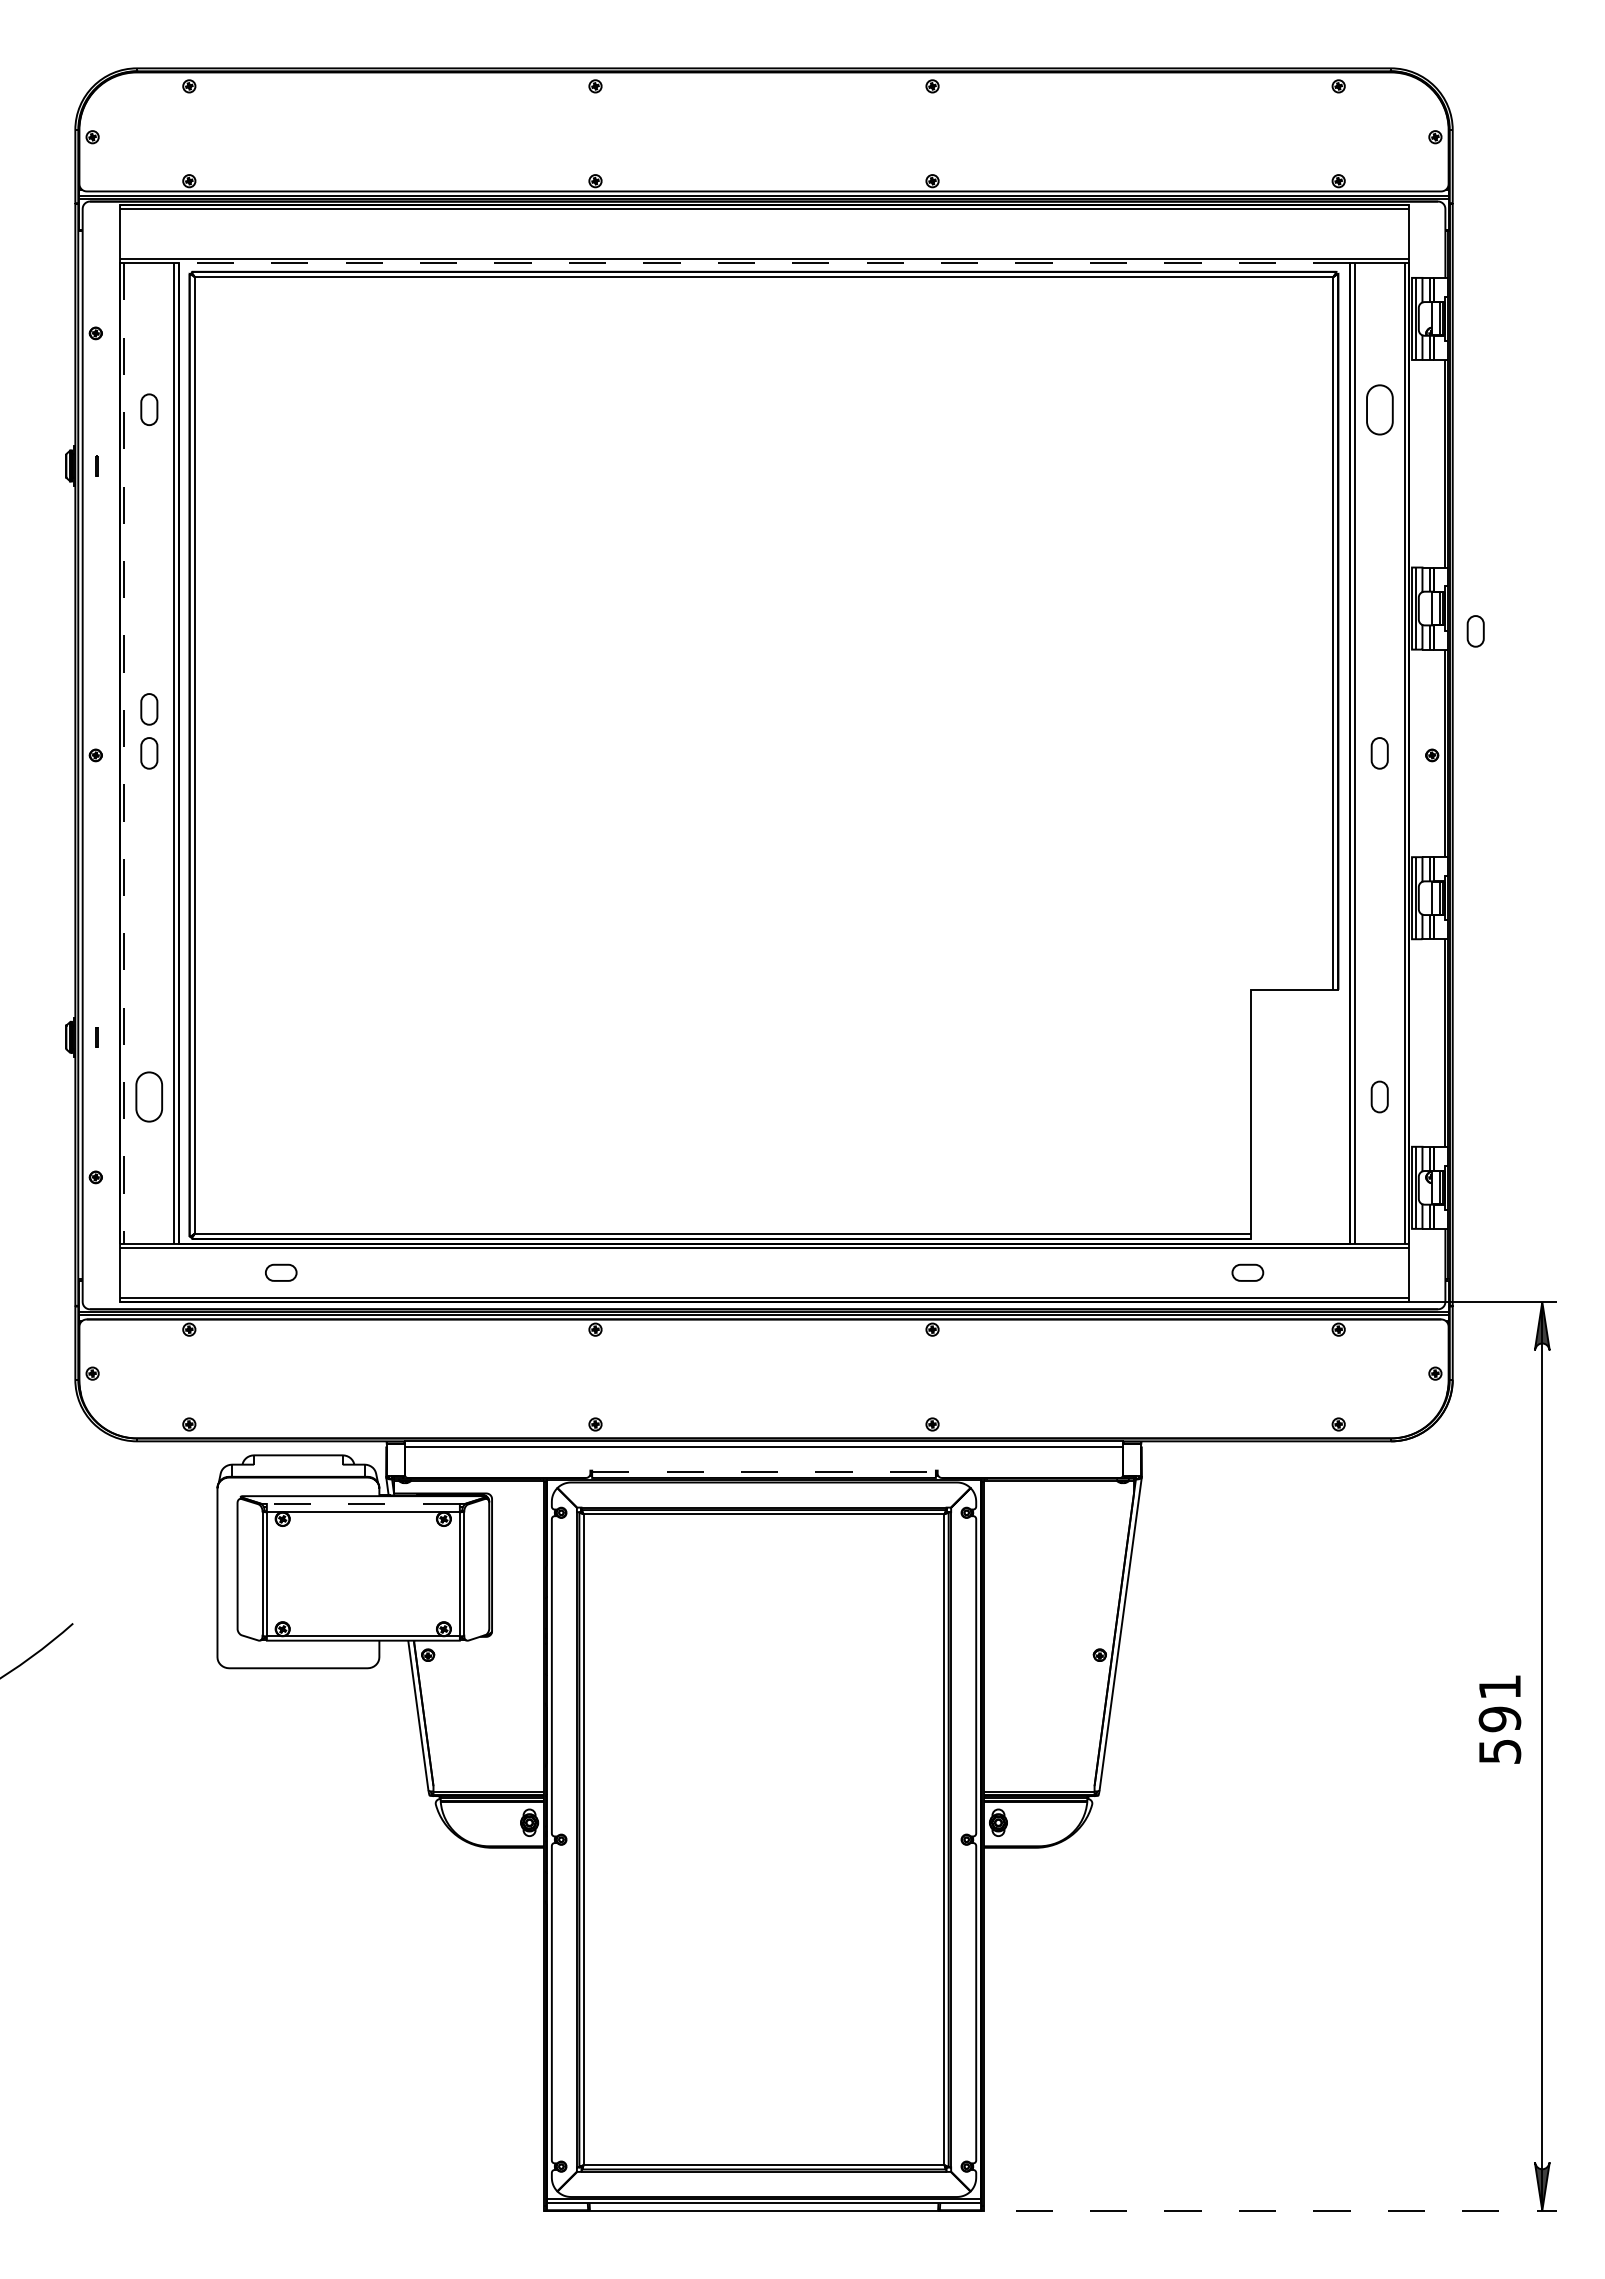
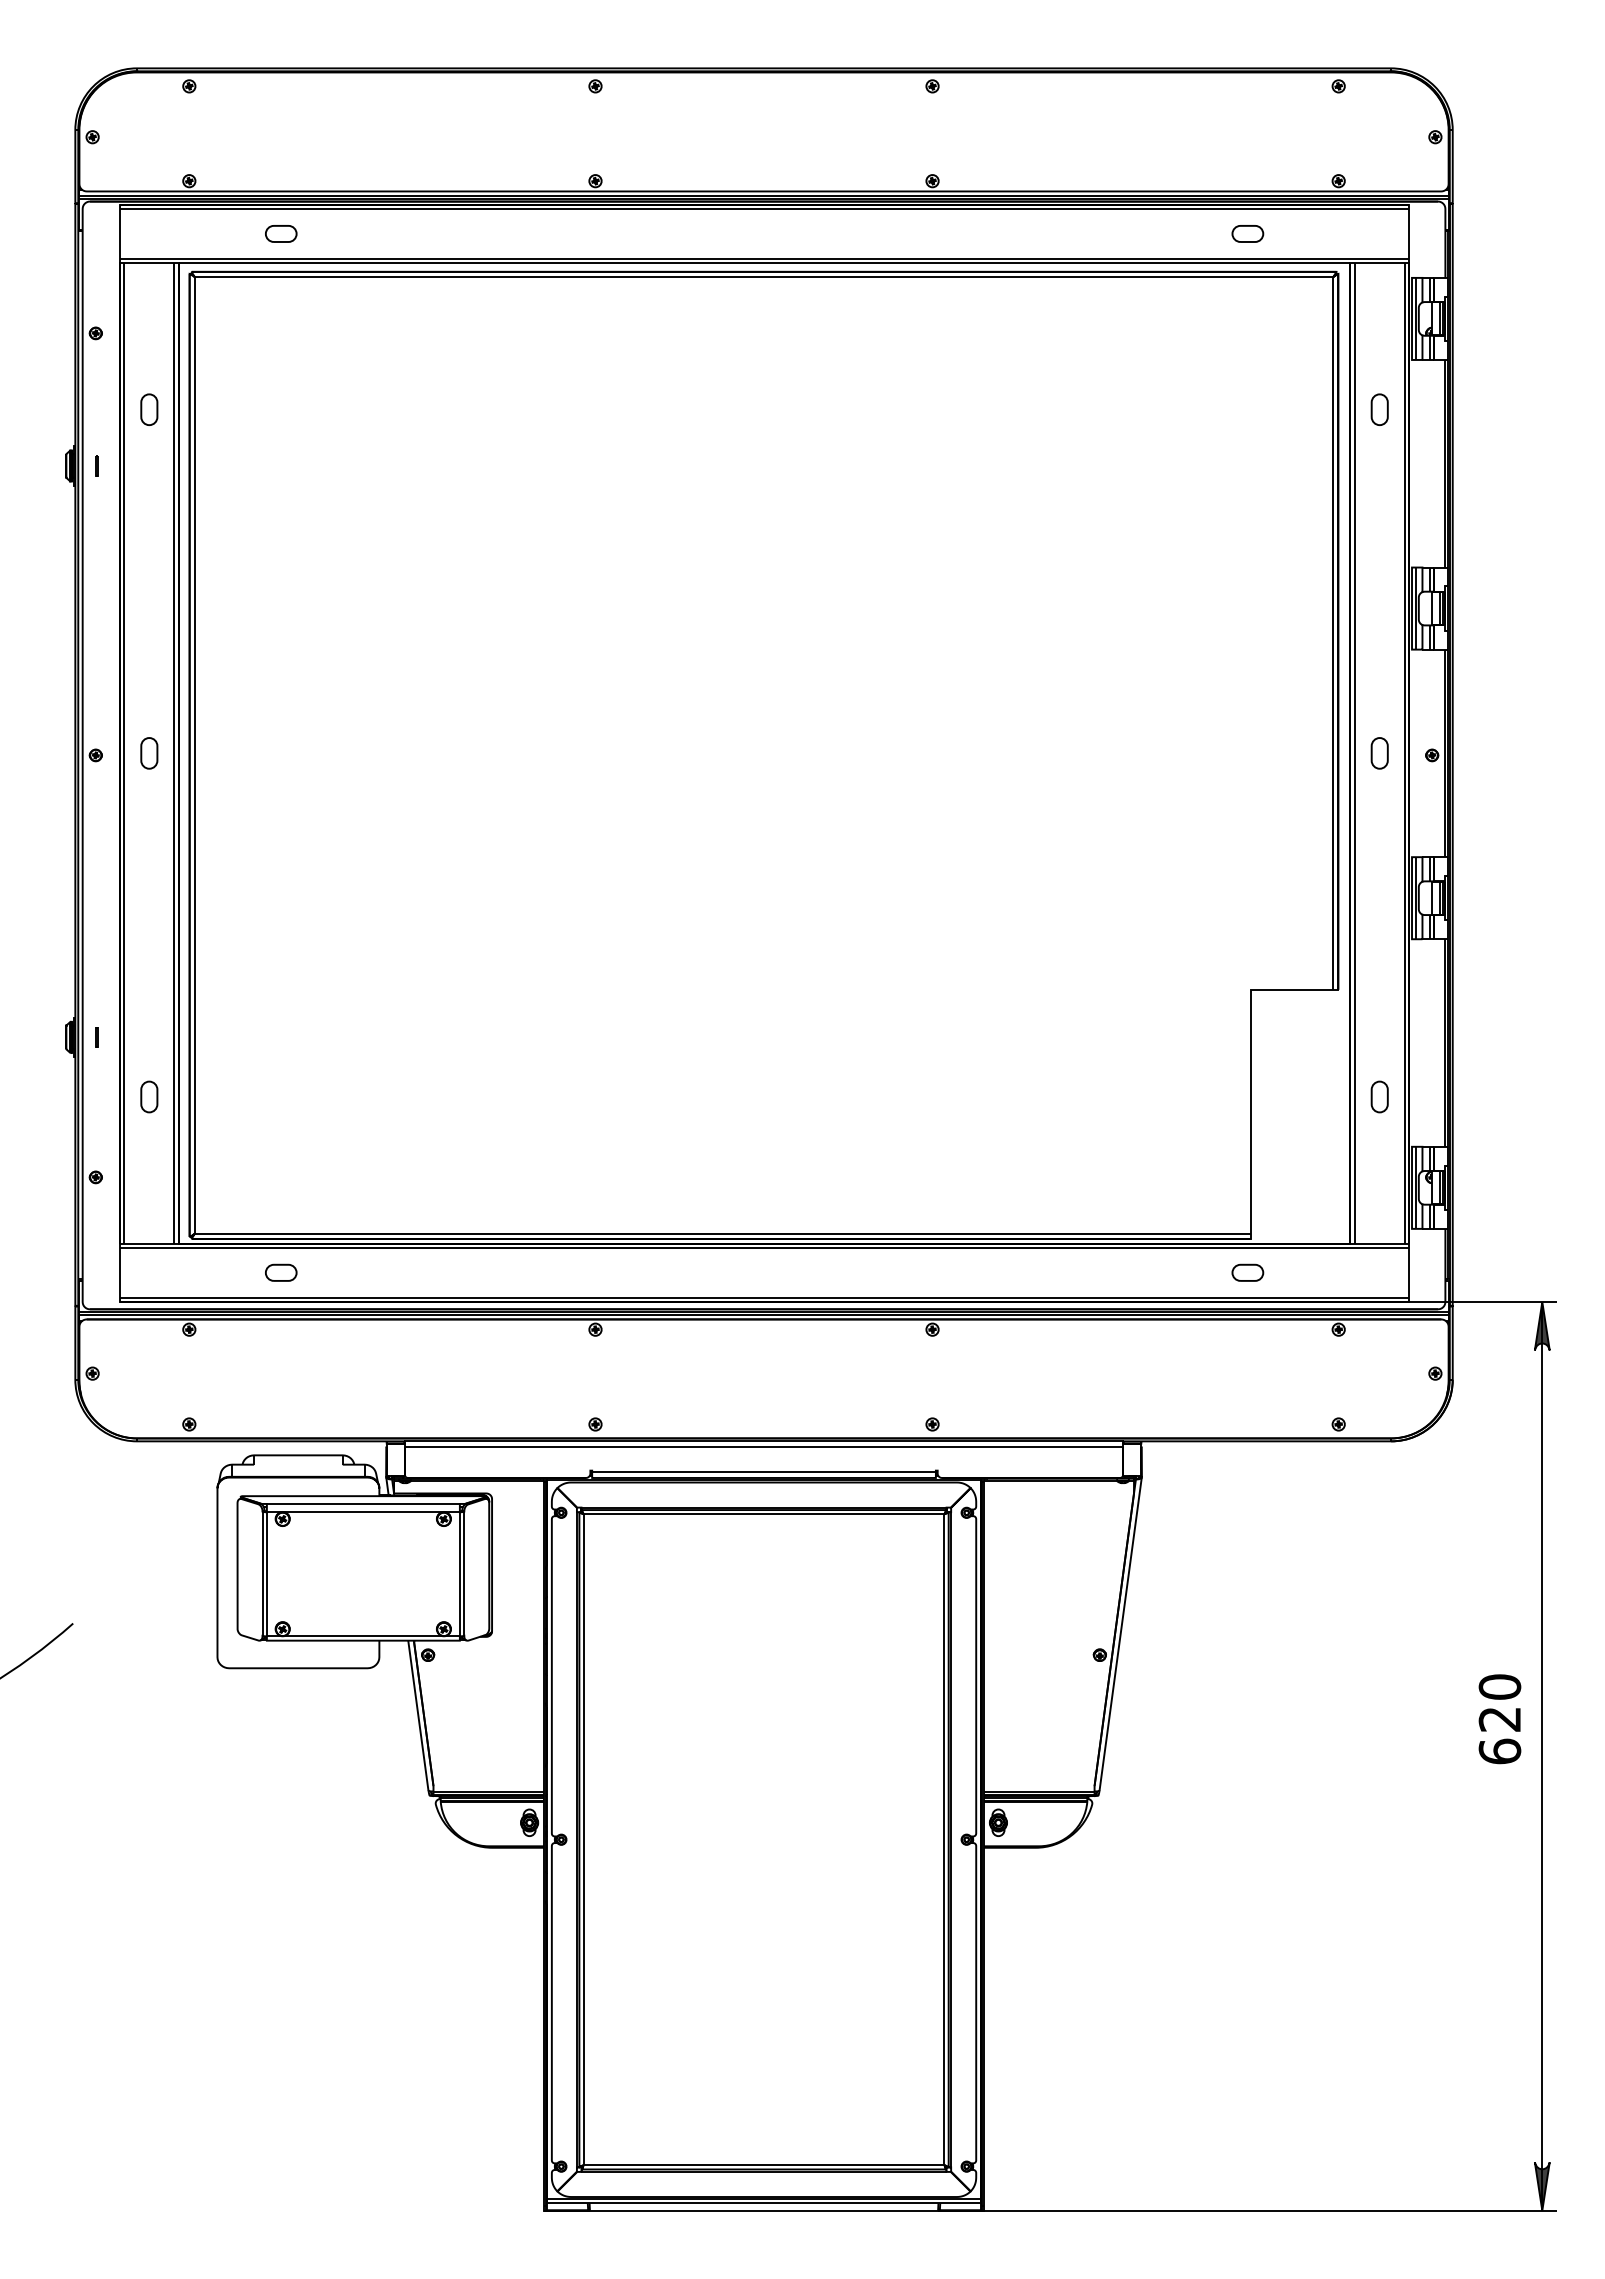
part: none -> present (281, 233)
part: none -> present (1247, 233)
line: dashed -> solid (764, 263)
part size: 28x52 px -> 19x33 px (1379, 409)
part: present -> none (1475, 631)
part: present -> none (149, 709)
line: dashed -> solid (124, 753)
part size: 28x52 px -> 19x34 px (149, 1096)
line: dashed -> solid (764, 1472)
line: dashed -> solid (362, 1503)
text: 591 -> 620 (1499, 1719)
line: dashed -> solid (1249, 2210)
